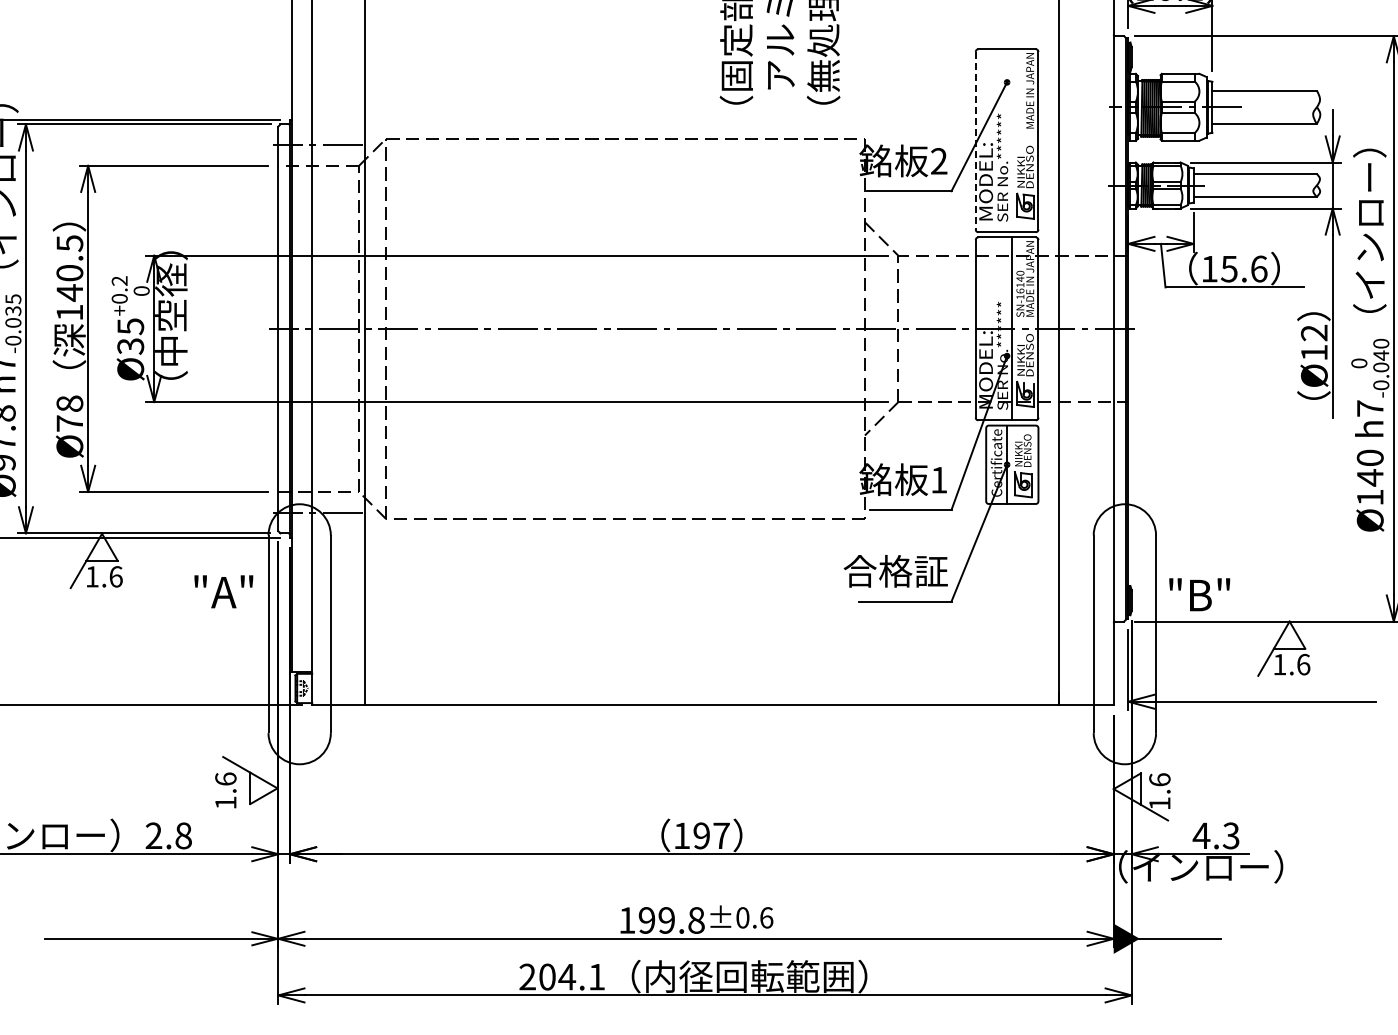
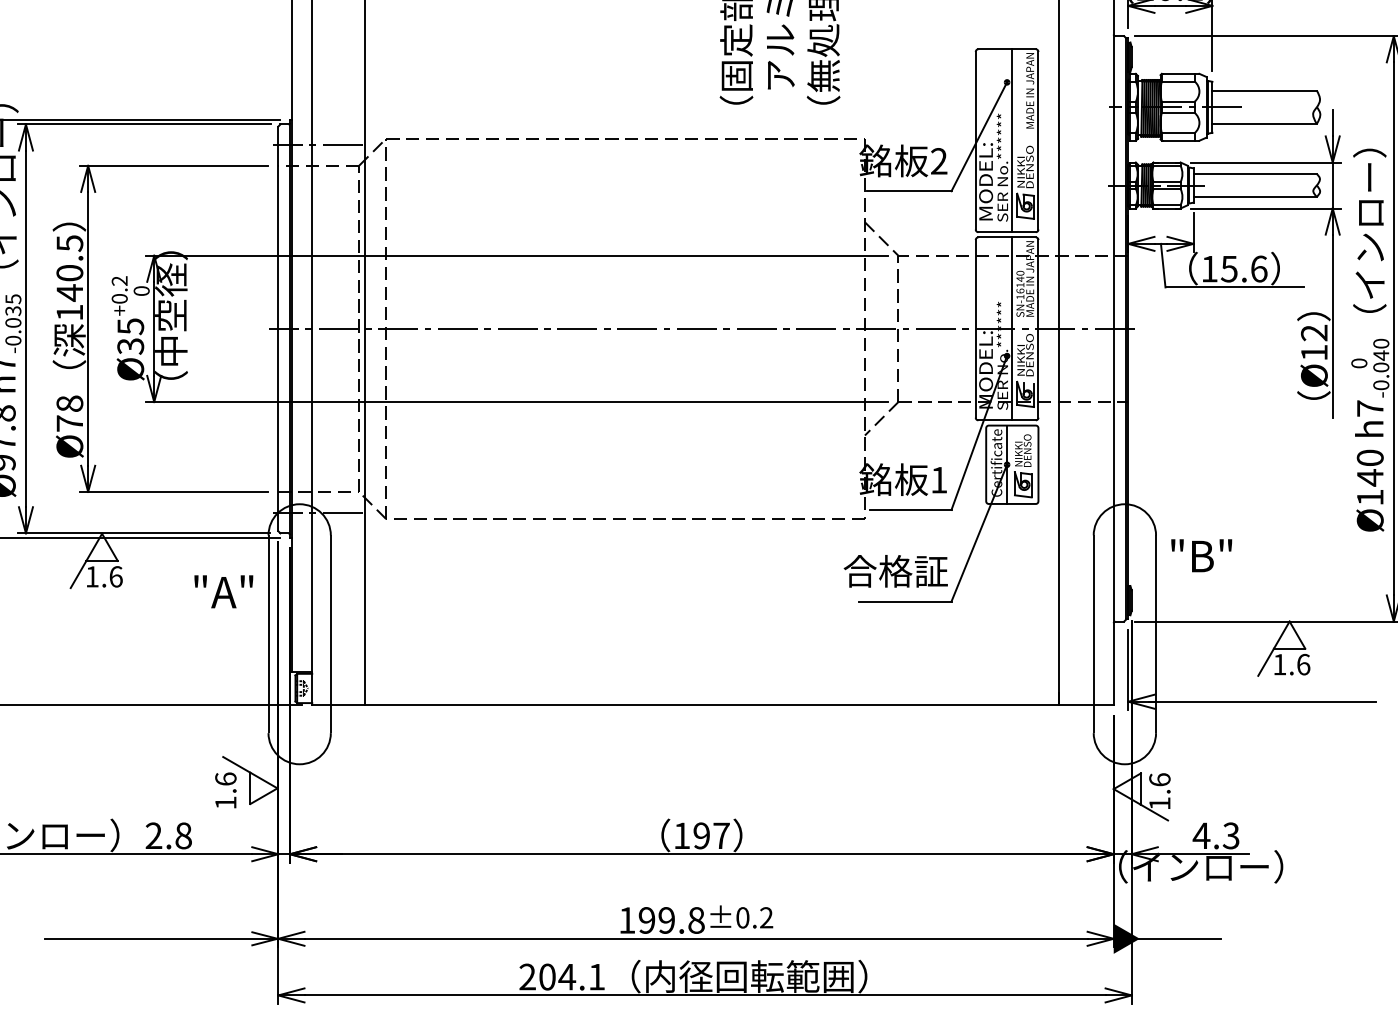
line: dashed -> solid (975, 140)
line: none -> present (1012, 140)
text position: (1199, 594) -> (1201, 555) (1201, 555)
text: ±0.6 -> ±0.2 (766, 917)
